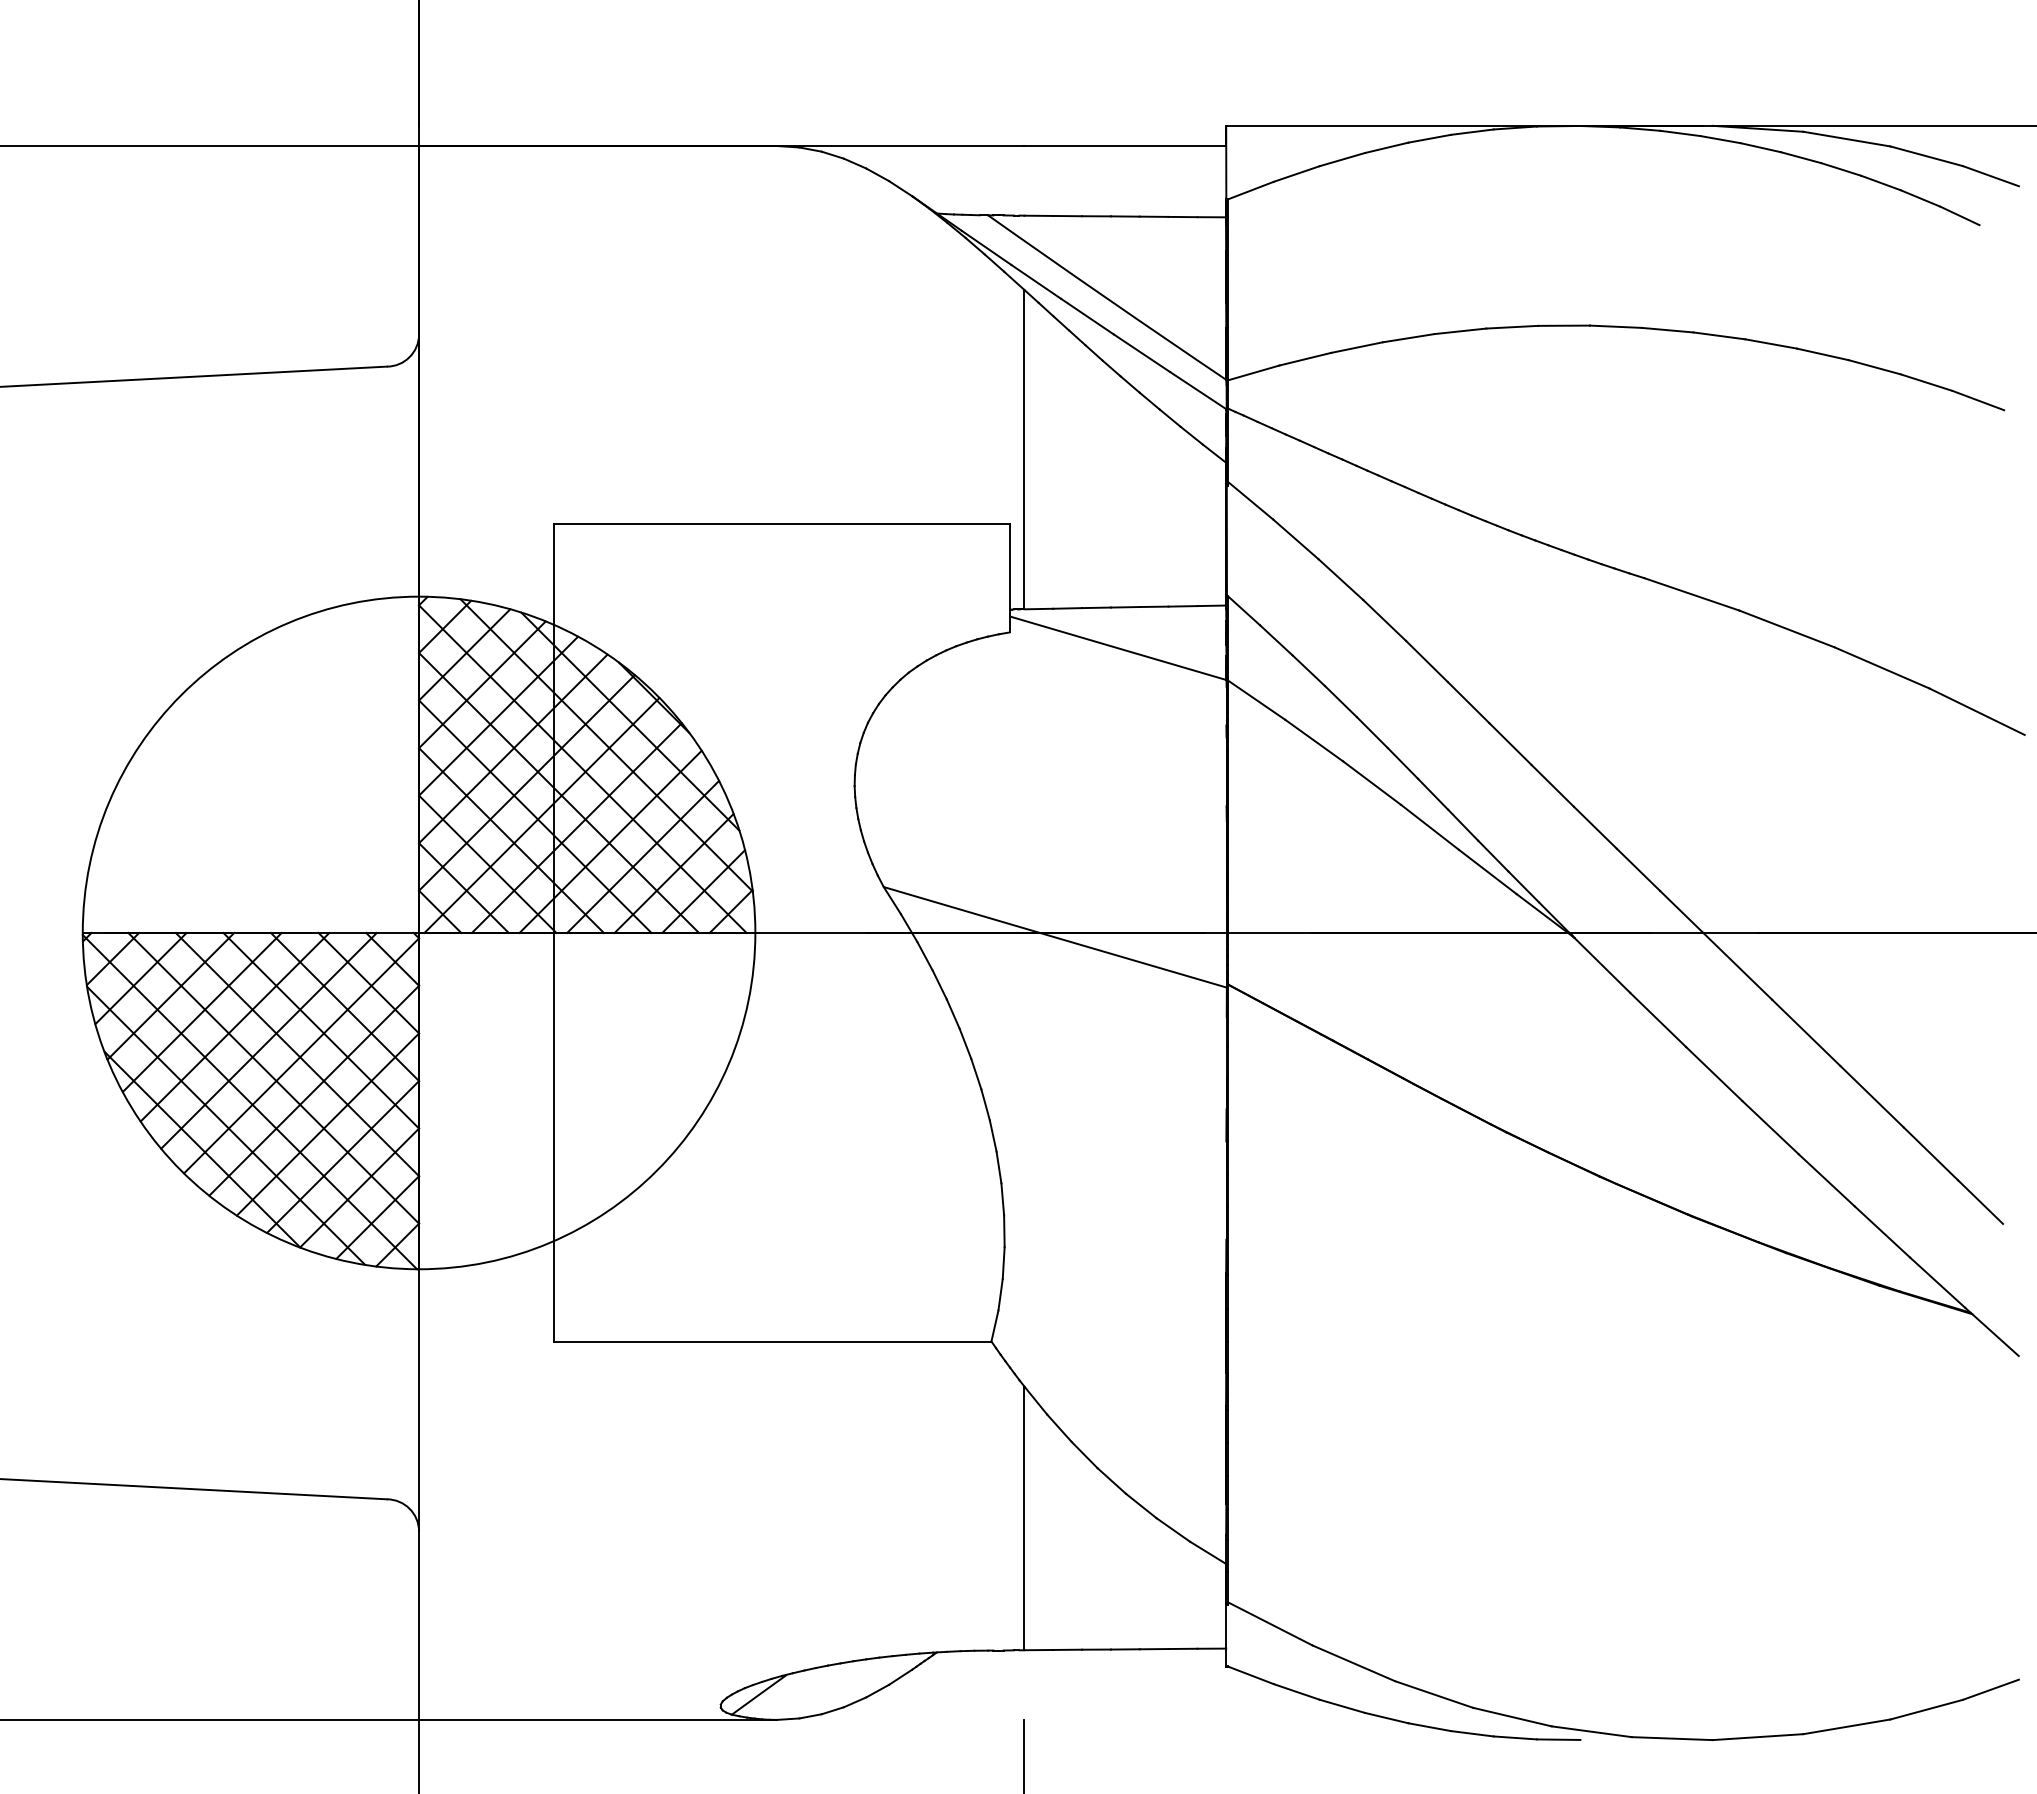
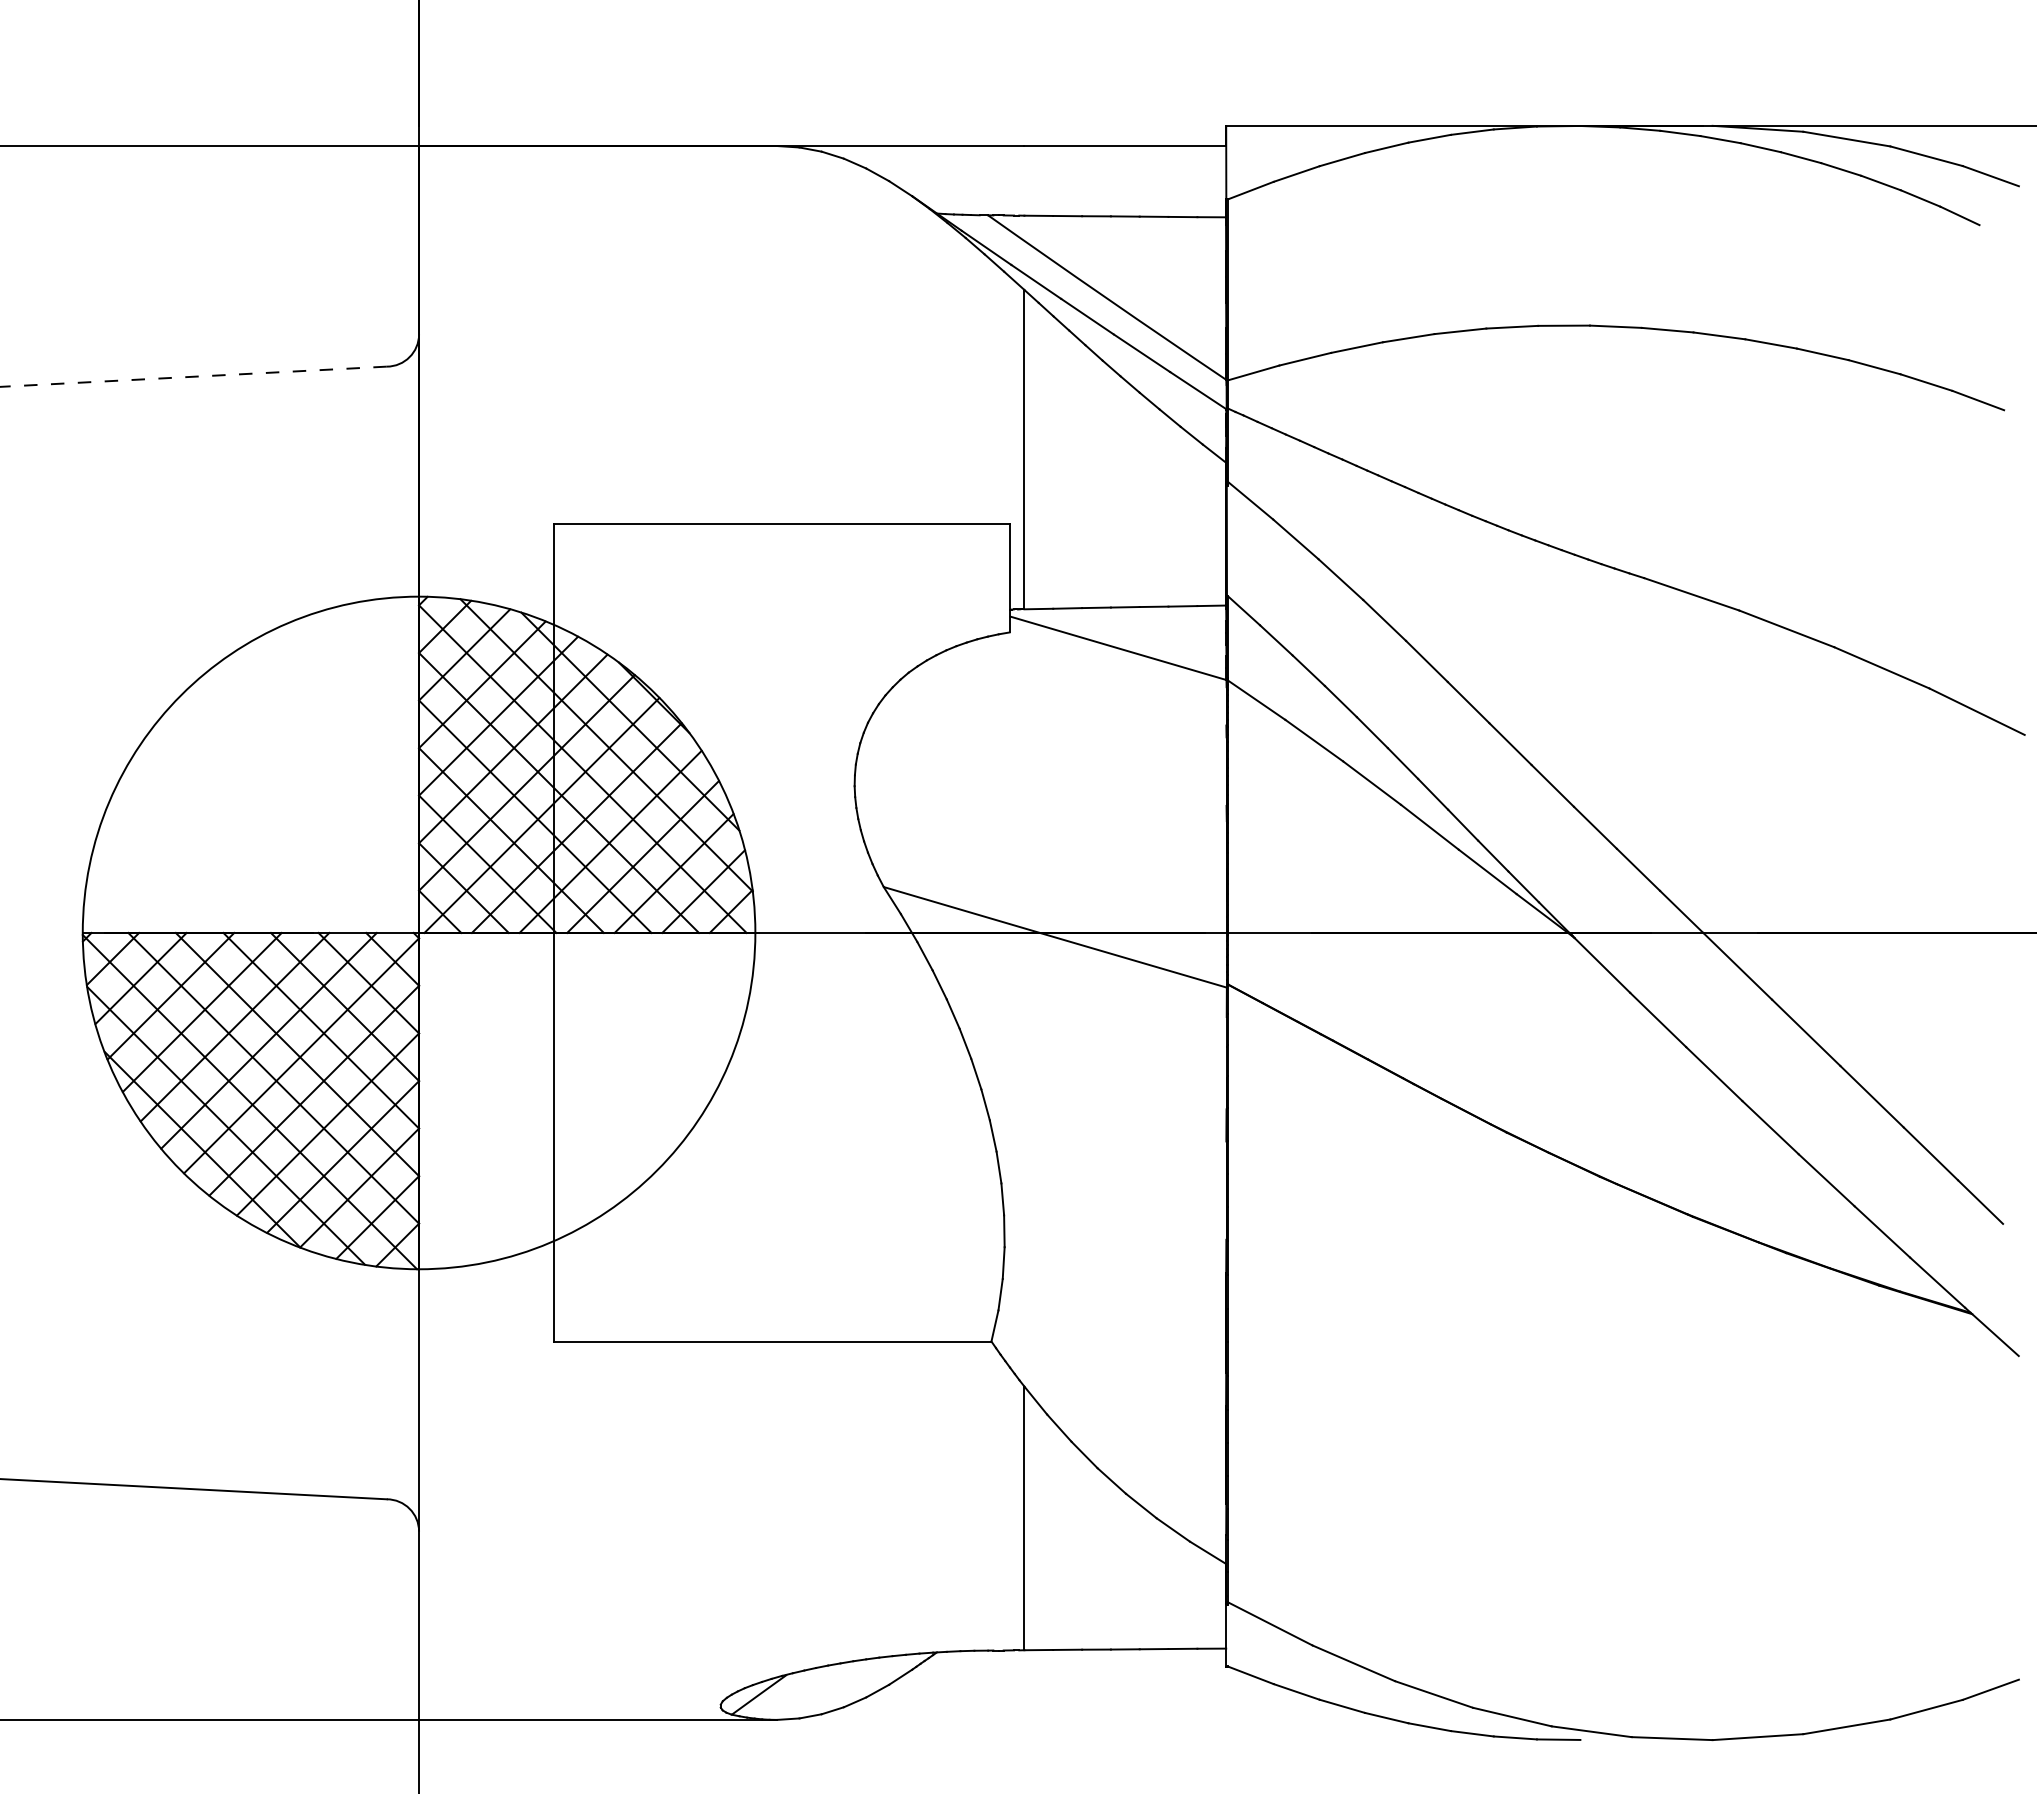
line: solid -> dashed (193, 376)
line: present -> none (1024, 1754)
